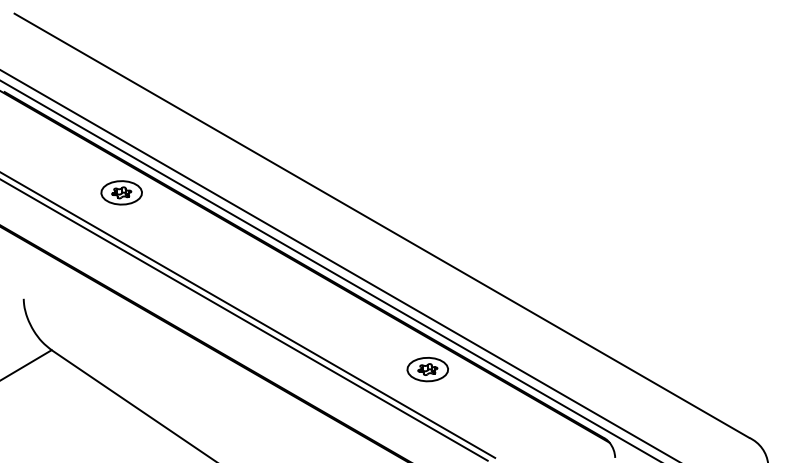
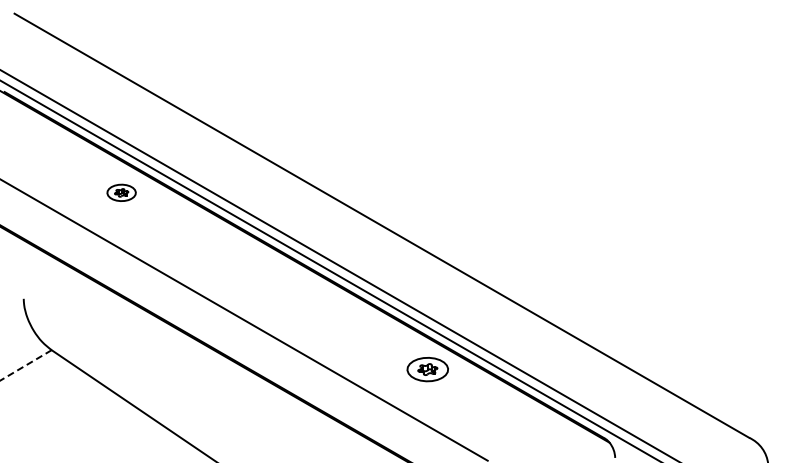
part size: 43x26 px -> 31x19 px (121, 192)
line: present -> none (248, 315)
line: solid -> dashed (25, 365)
